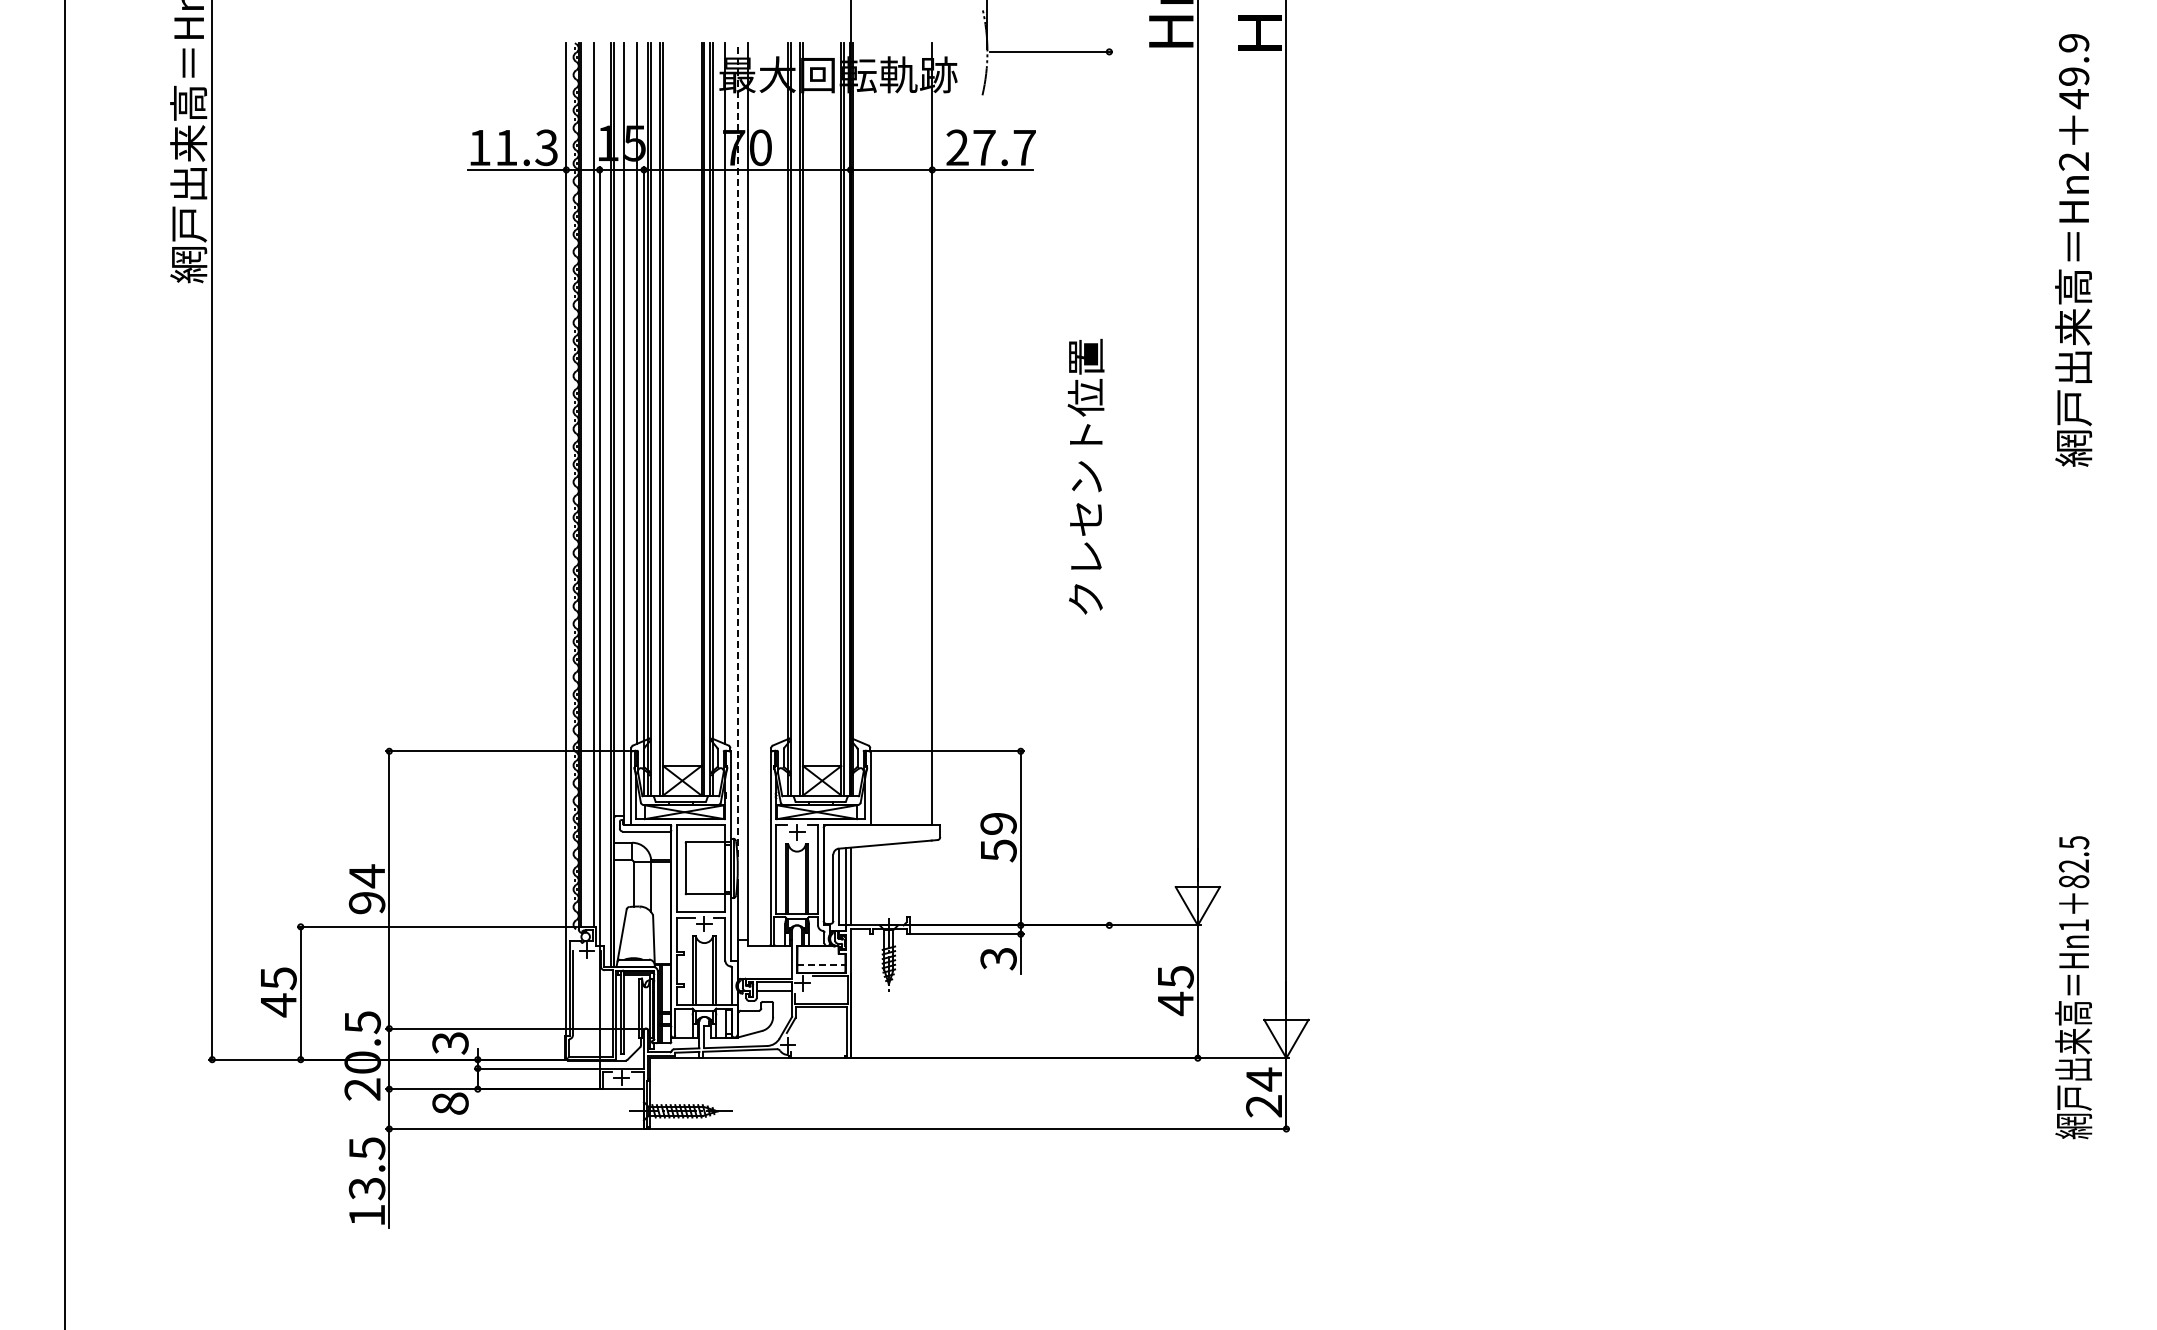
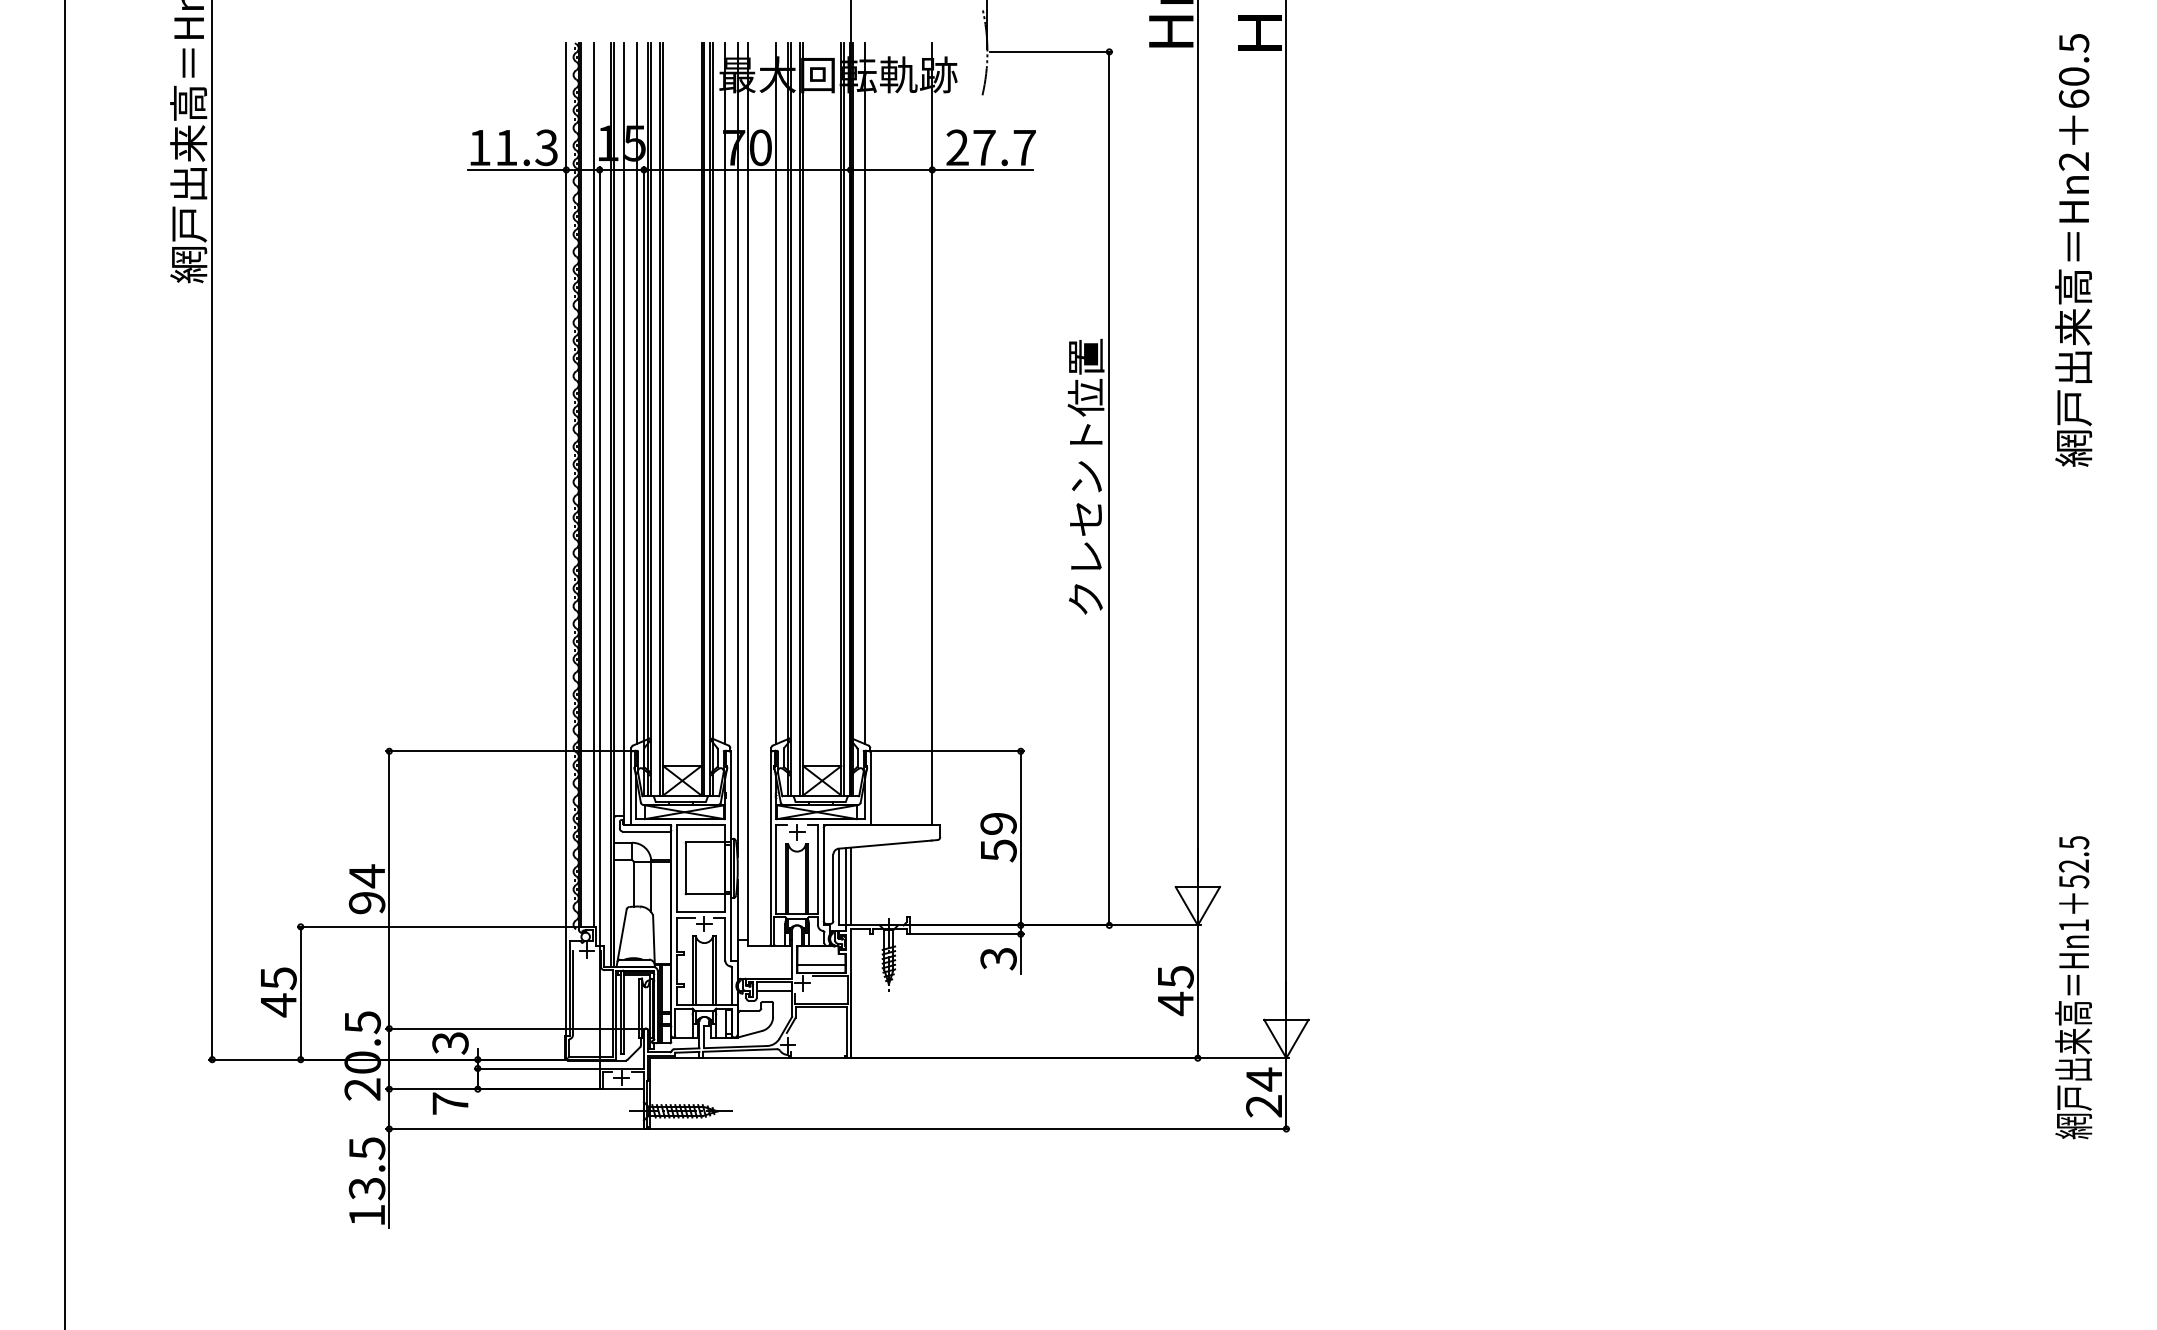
text: 49.9 -> 60.5 (2073, 71)
line: none -> present (776, 393)
line: none -> present (865, 393)
line: dashed -> solid (737, 450)
line: none -> present (1109, 488)
text: 82.5 -> 52.5 (2074, 881)
line: dashed -> solid (821, 965)
text: 8 -> 7 (450, 1103)
